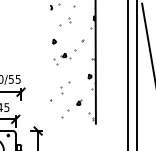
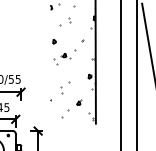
line position: (127, 74) -> (120, 74) (120, 74)
